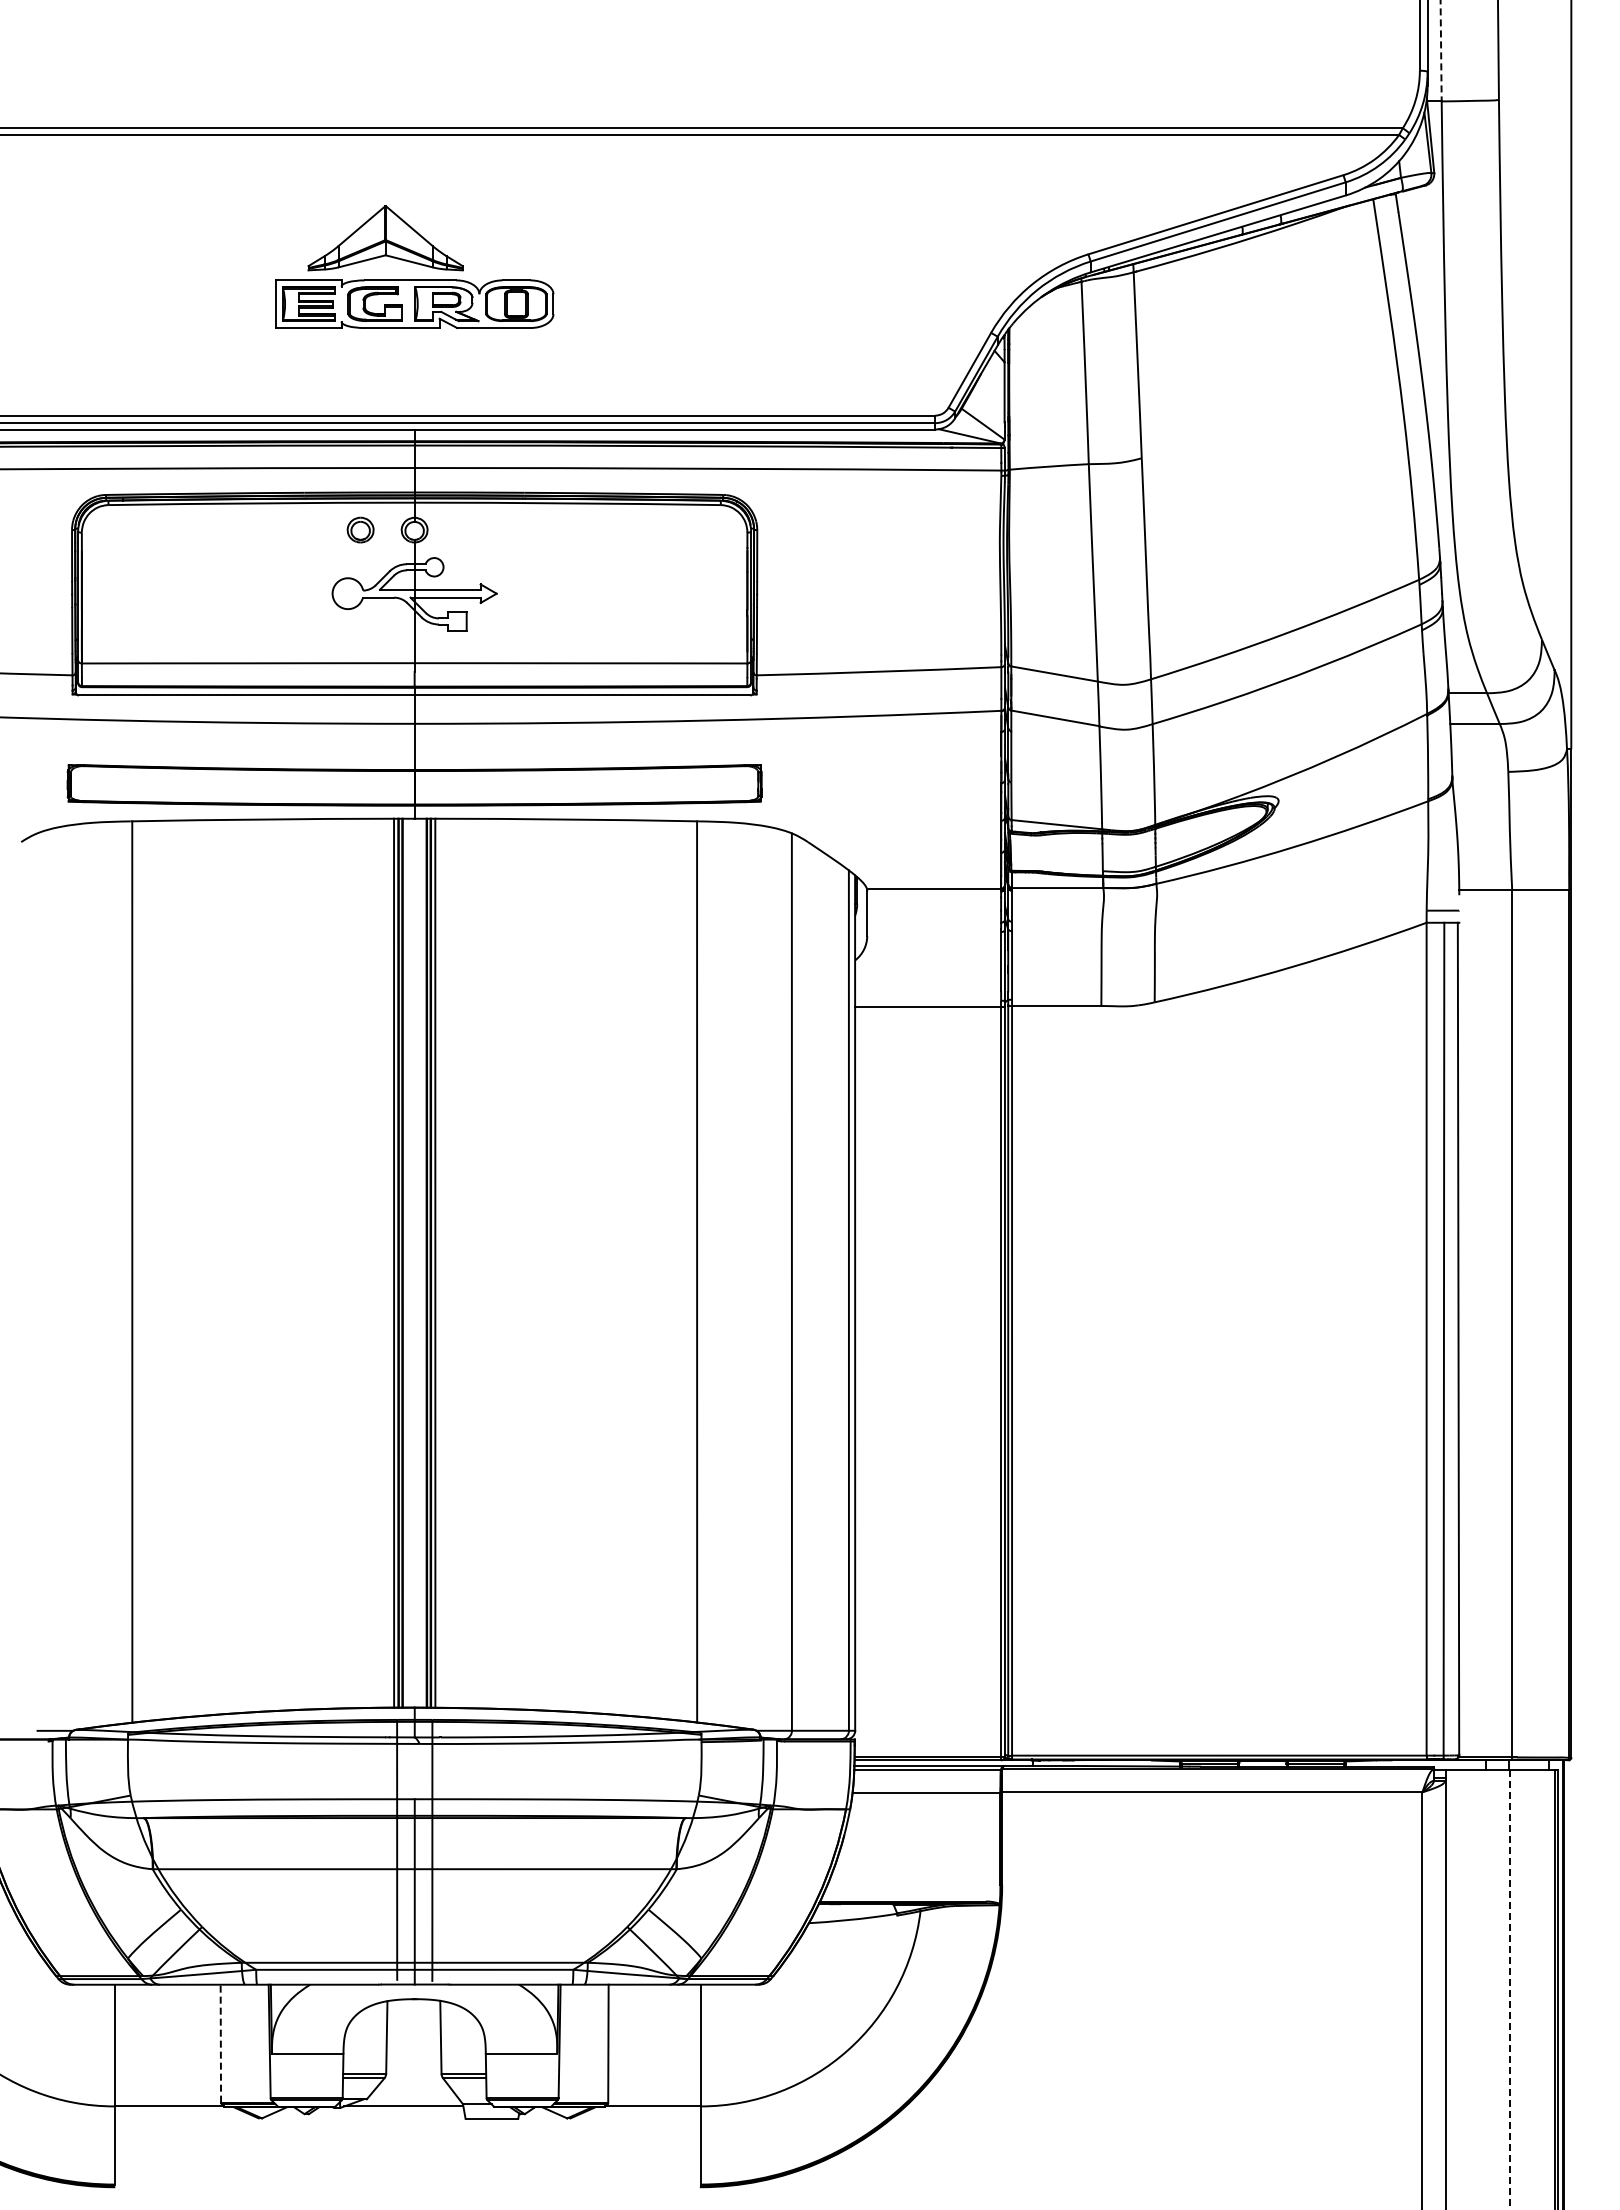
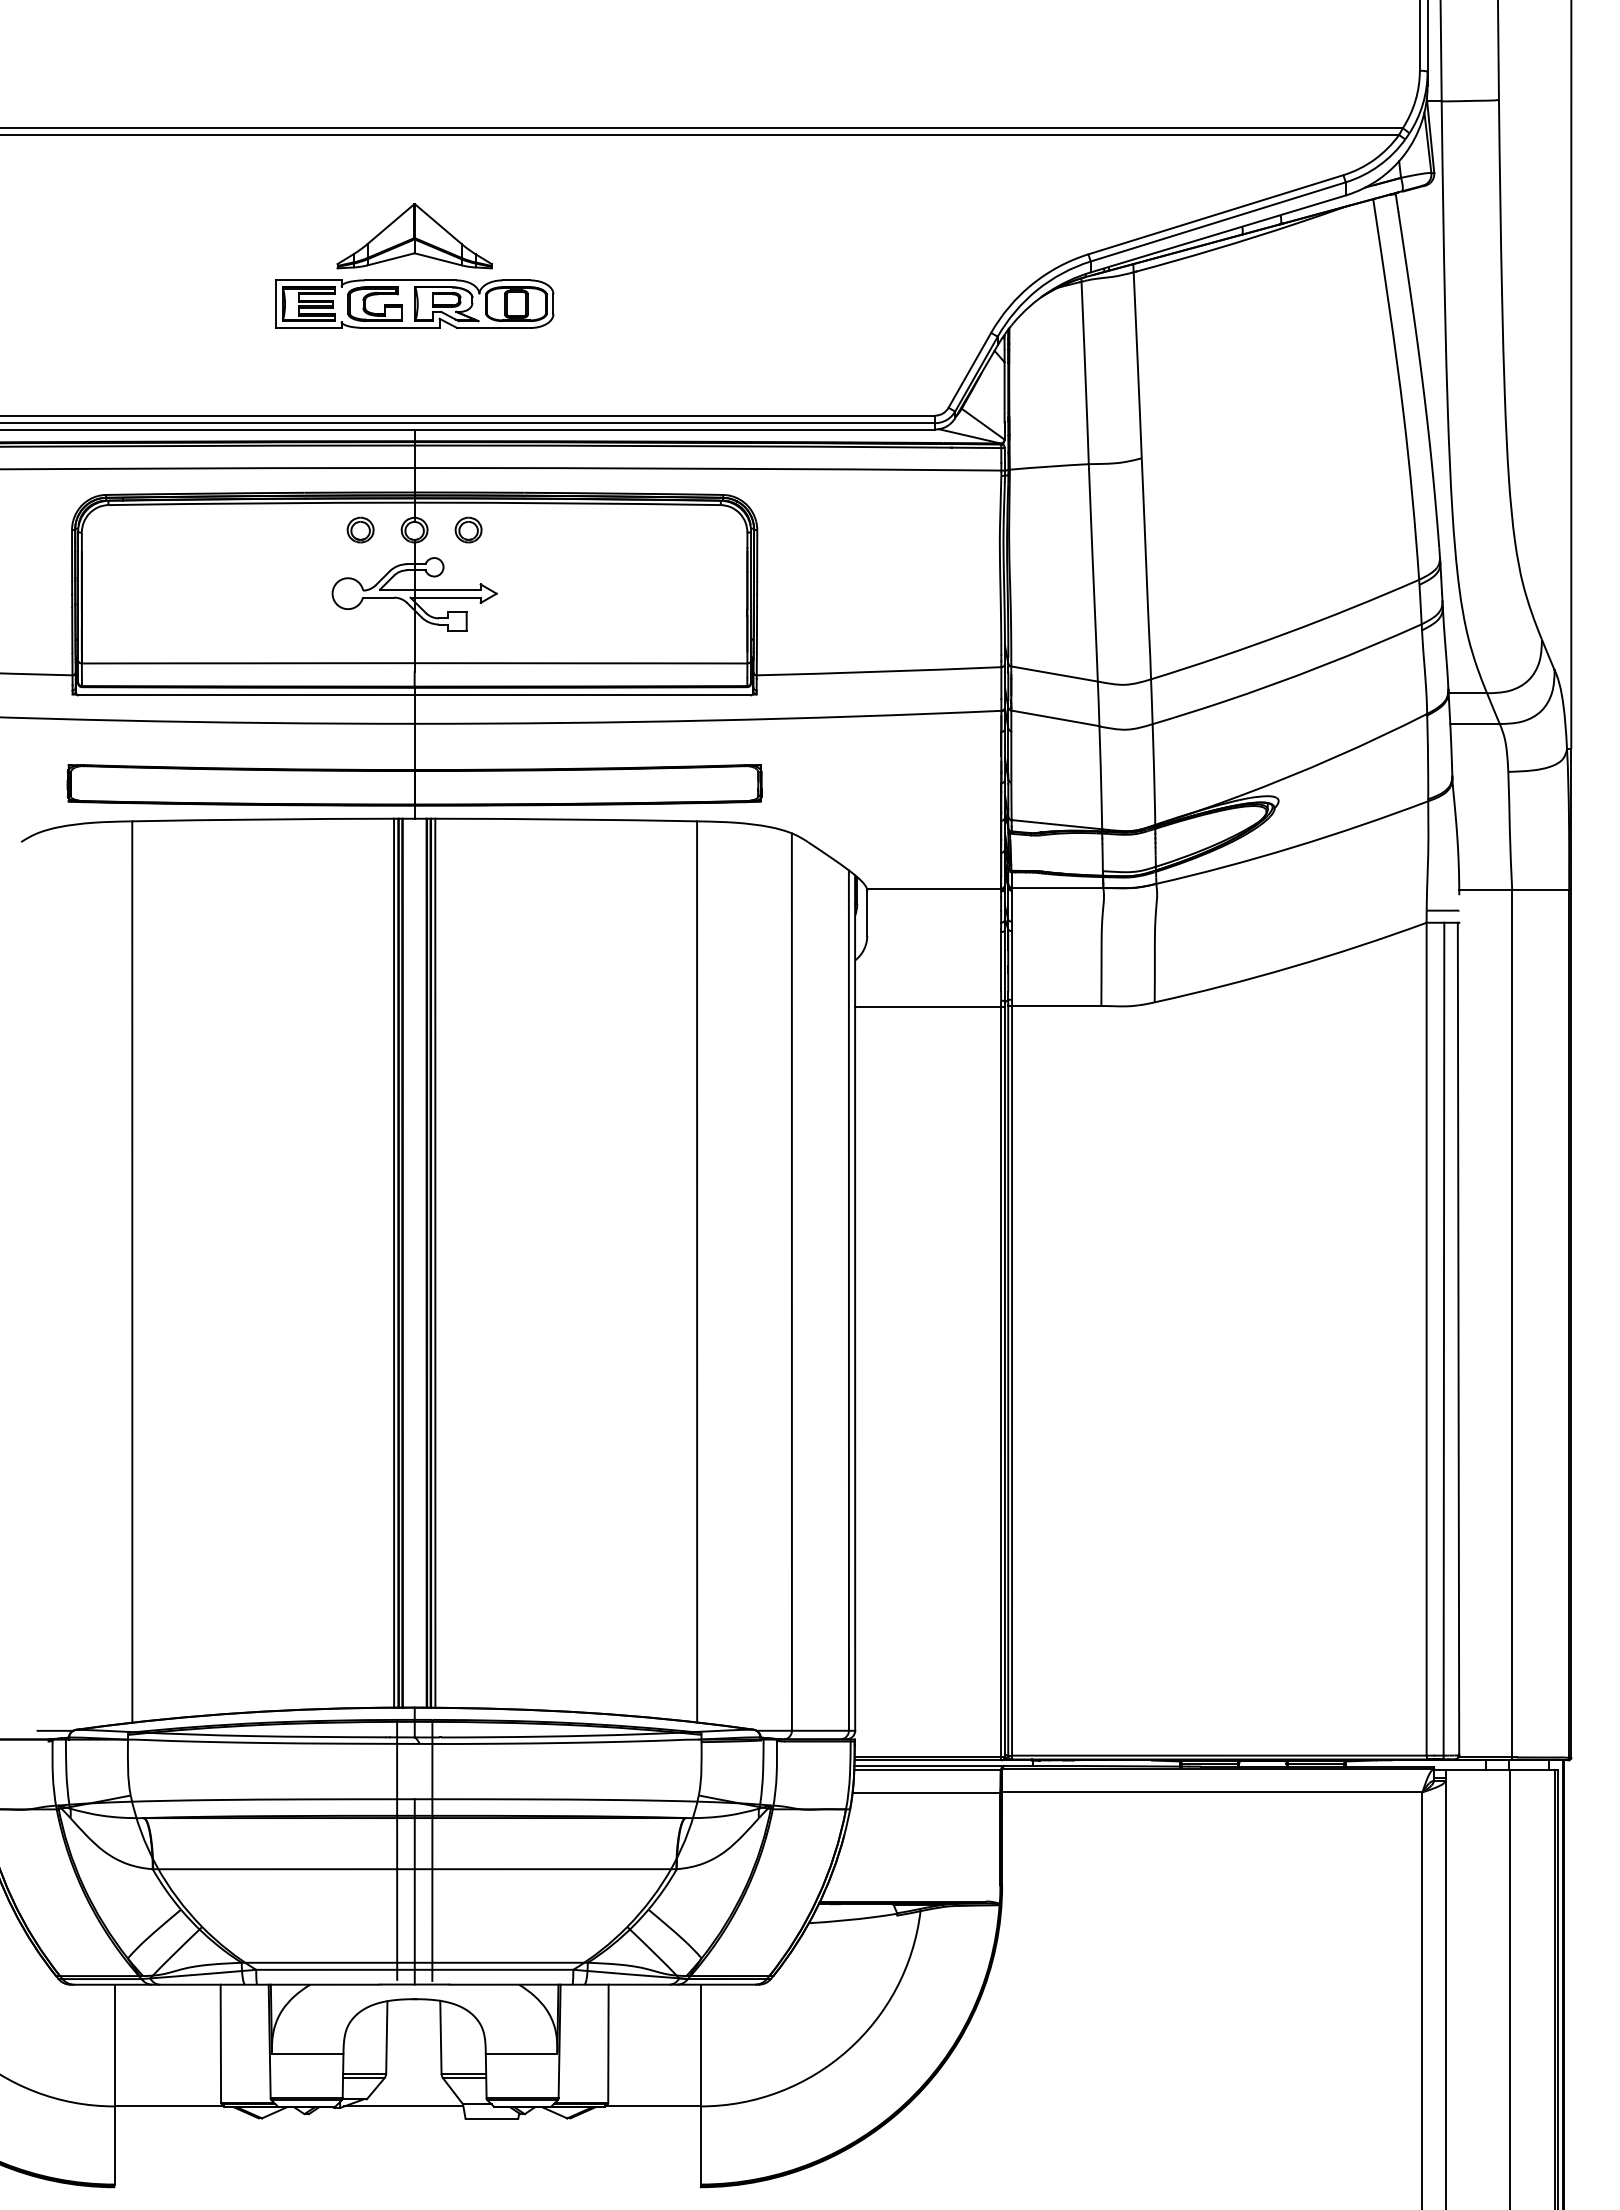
arc: dashed -> solid (1441, 50)
part position: (385, 238) -> (414, 236) (414, 236)
part: none -> present (468, 529)
line: dashed -> solid (1510, 1989)
line: dashed -> solid (220, 2043)
